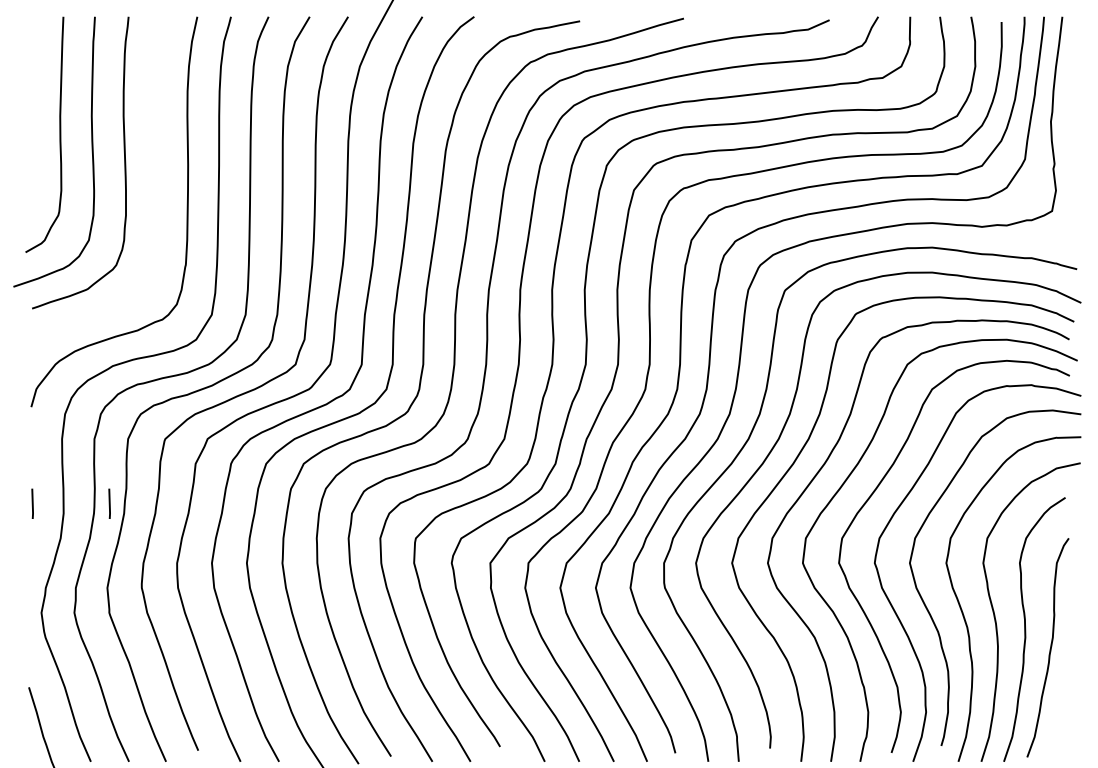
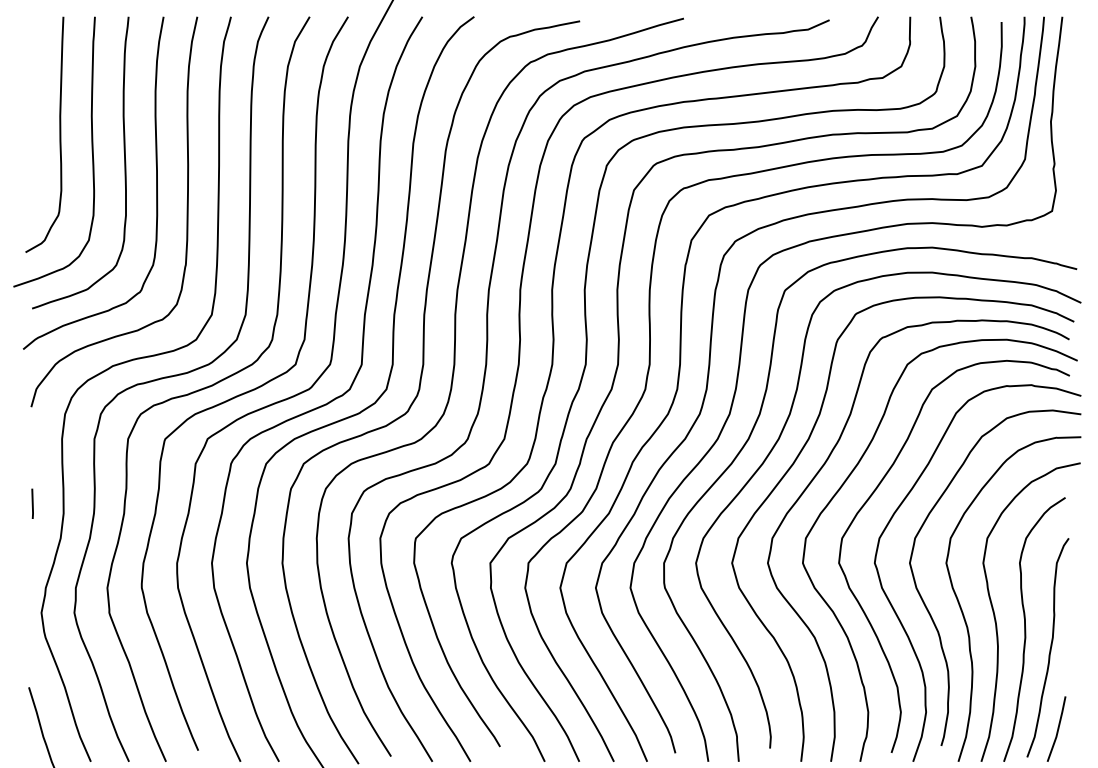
curve: none -> present (156, 182)
line: present -> none (109, 503)
line: none -> present (1057, 728)
